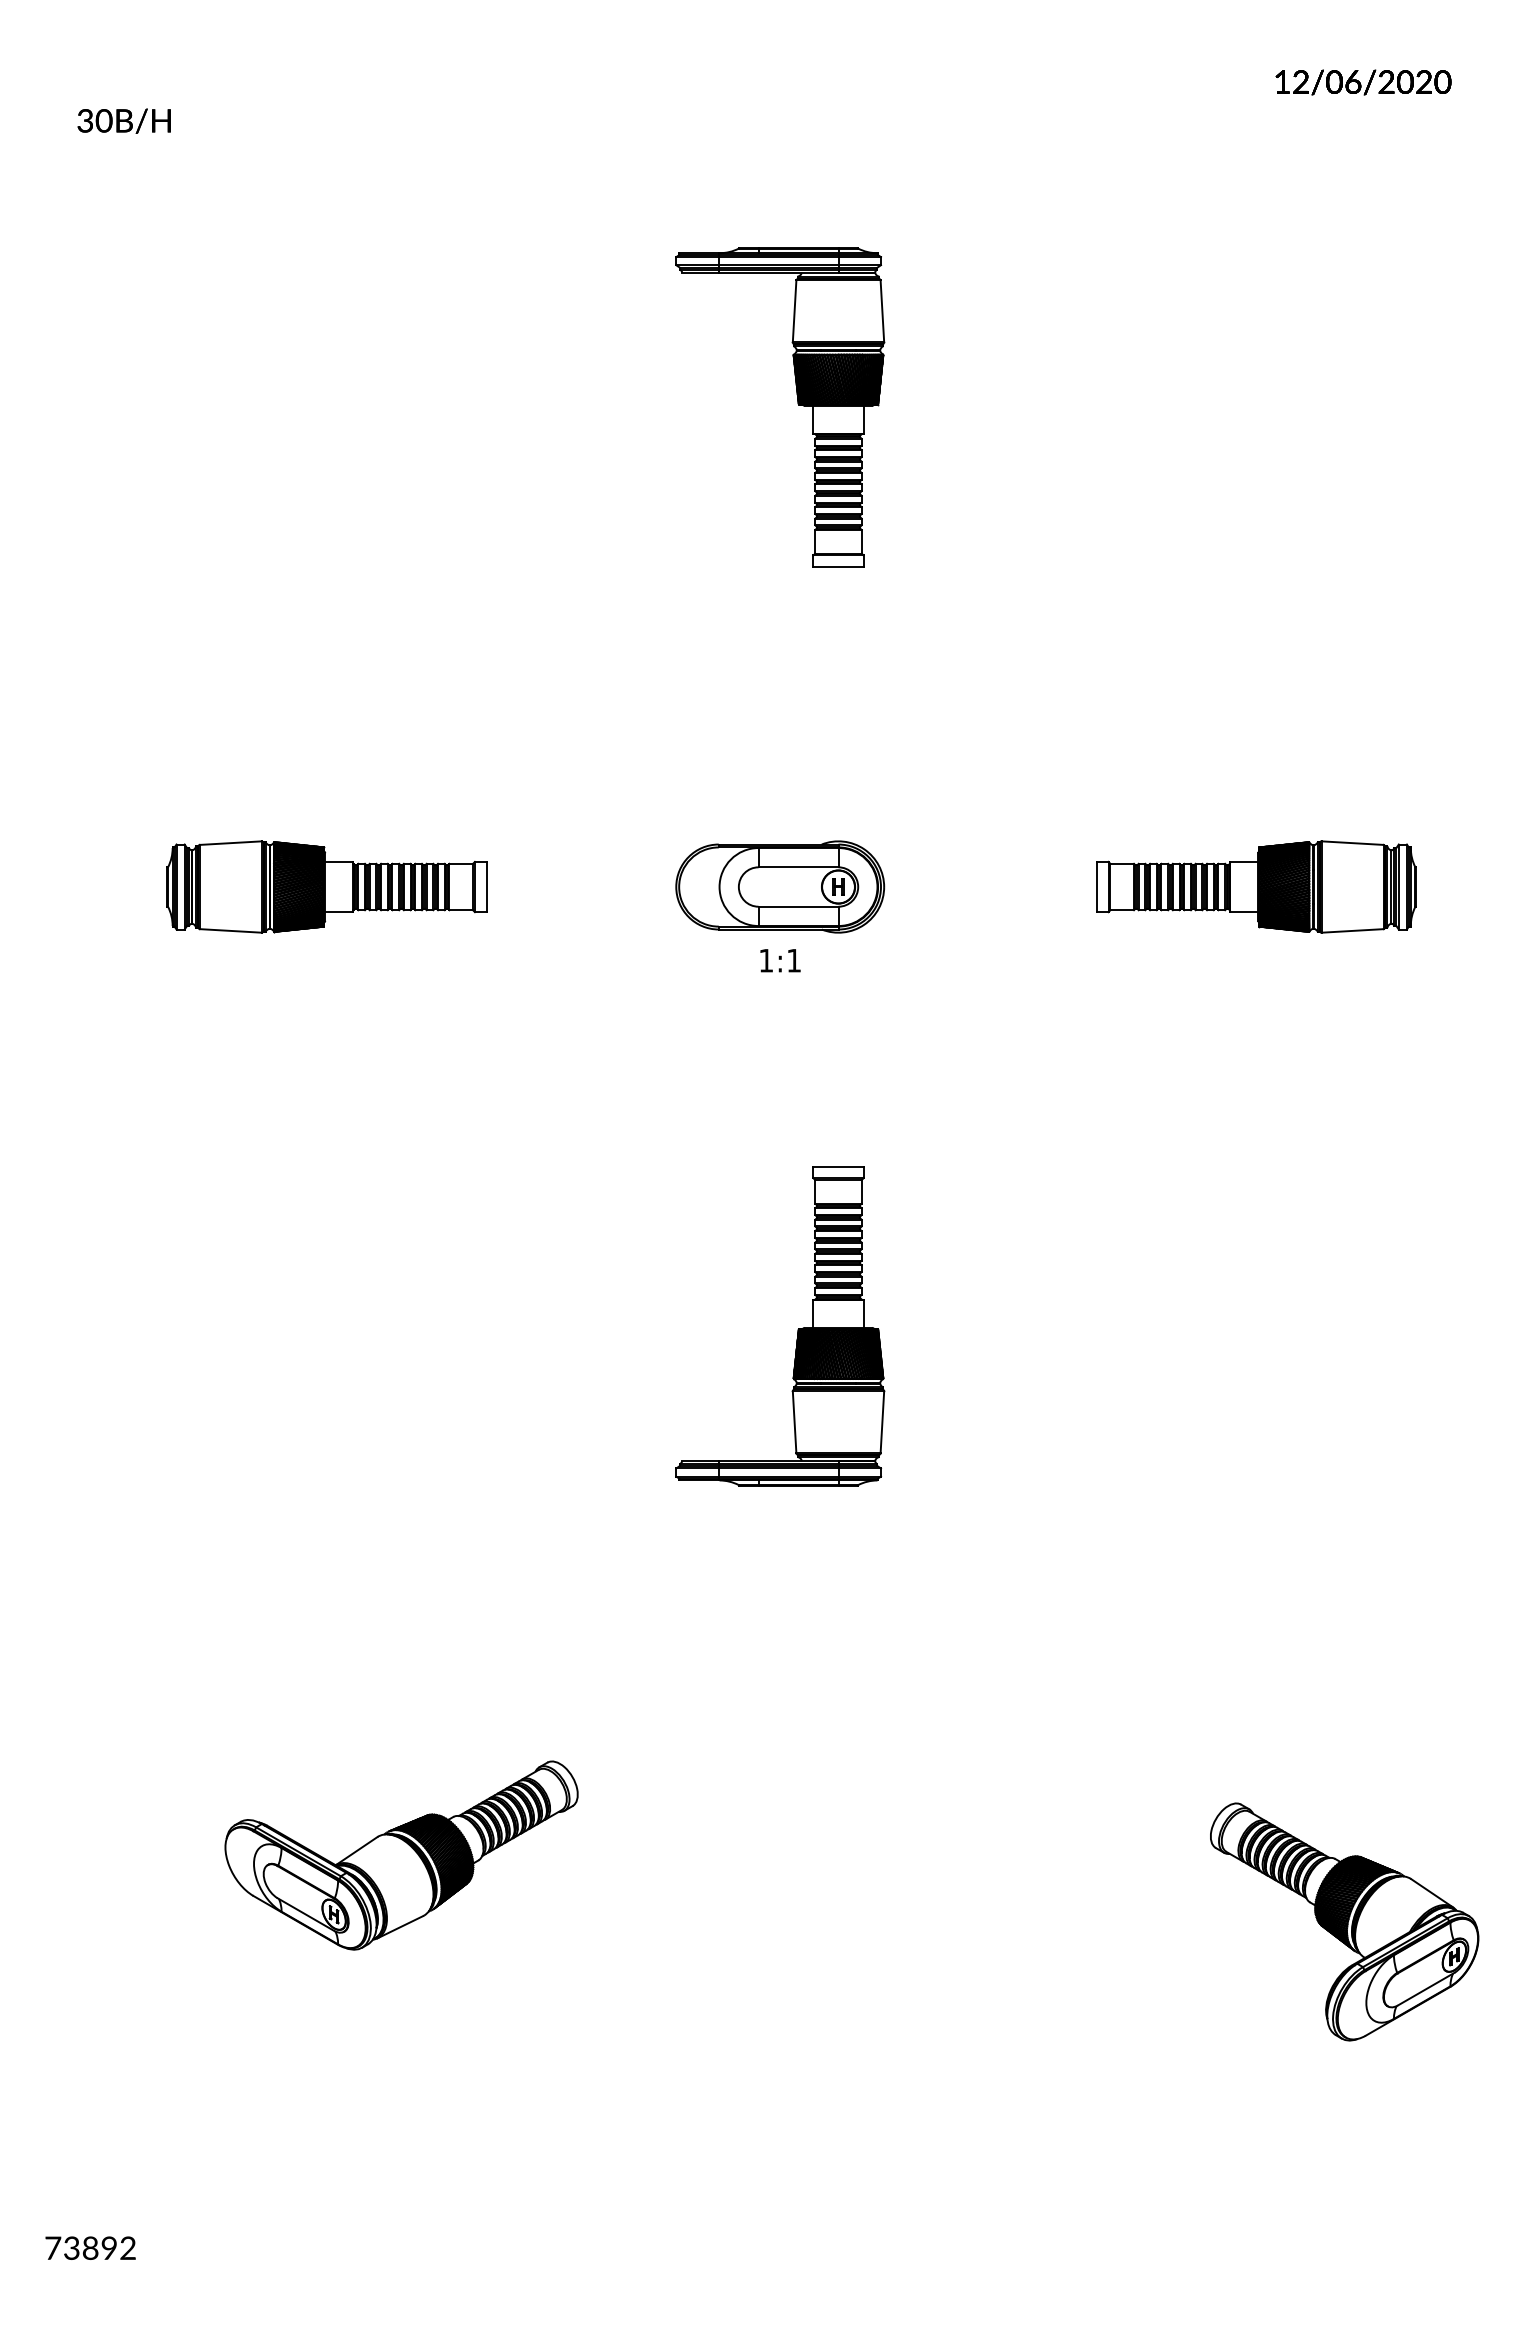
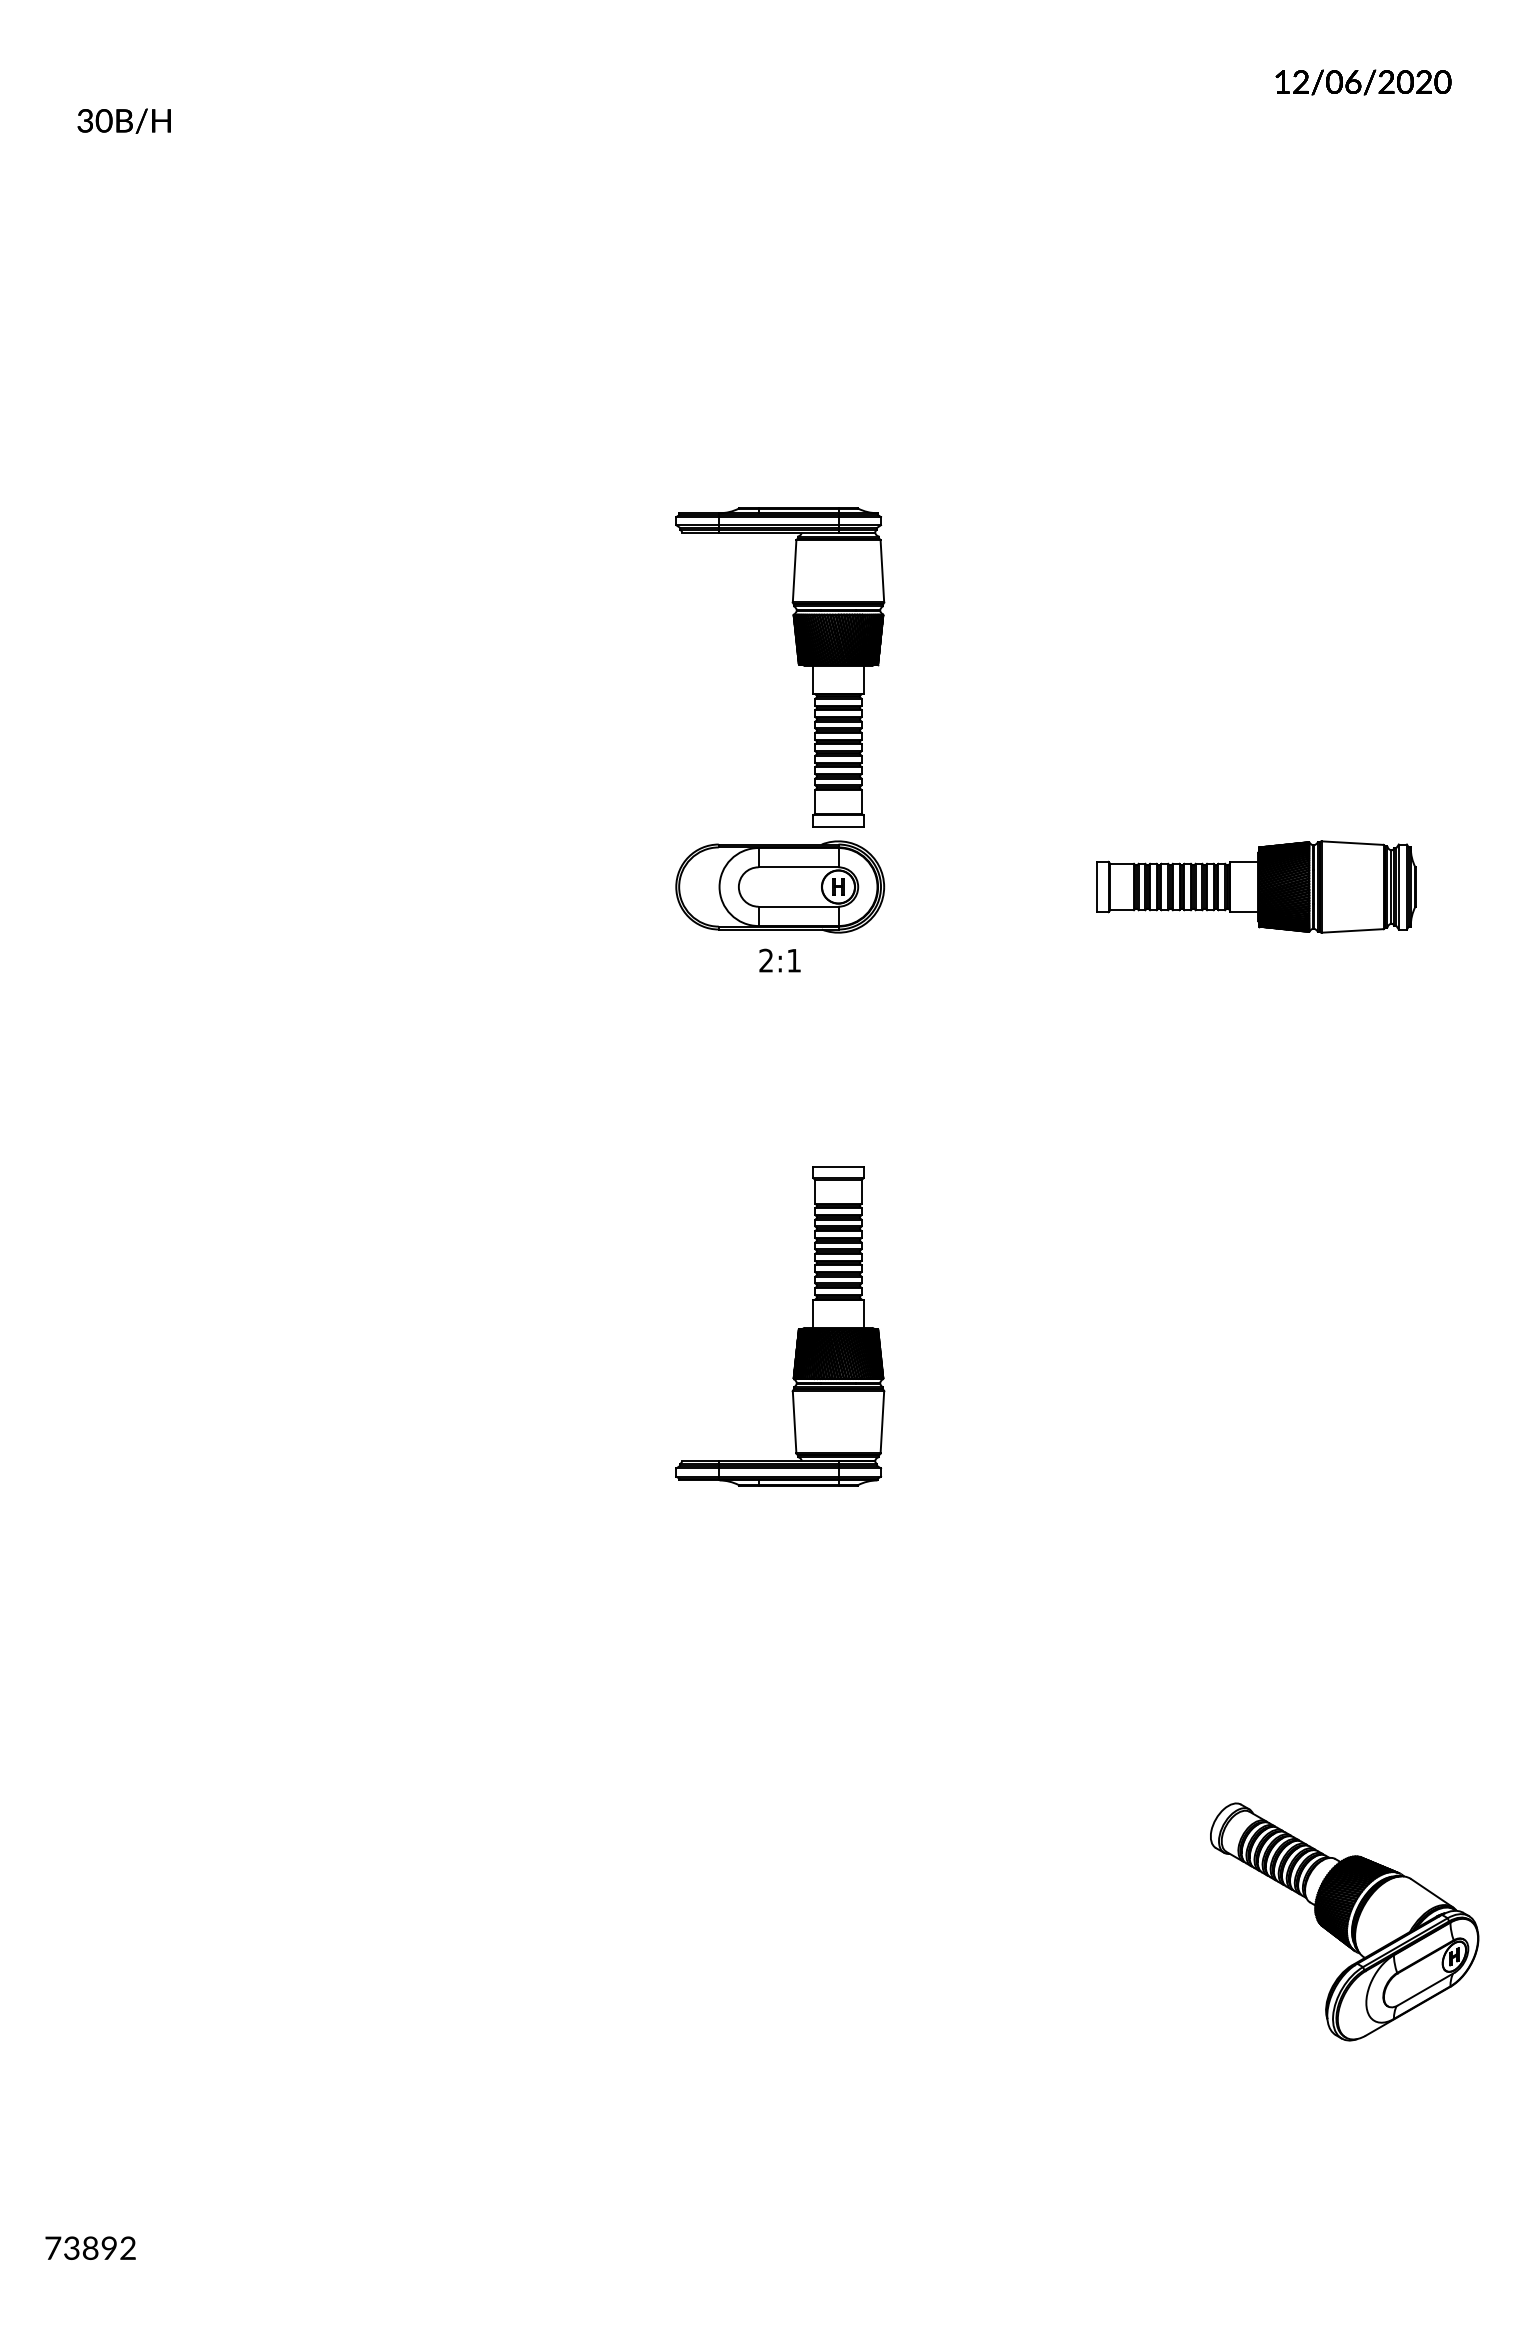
part position: (797, 404) -> (797, 664) (797, 664)
part: present -> none (326, 886)
text: 1:1 -> 2:1 (765, 960)
part: present -> none (401, 1855)
